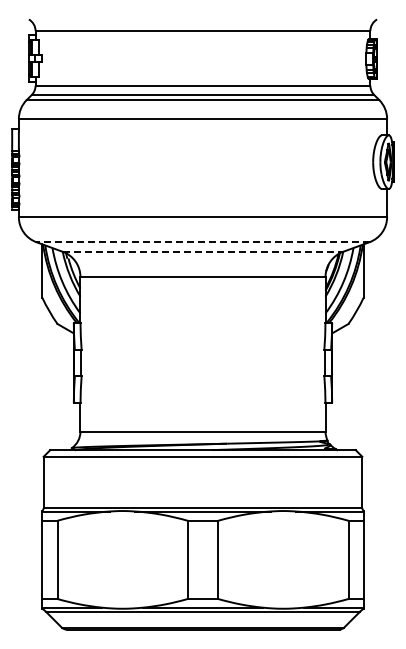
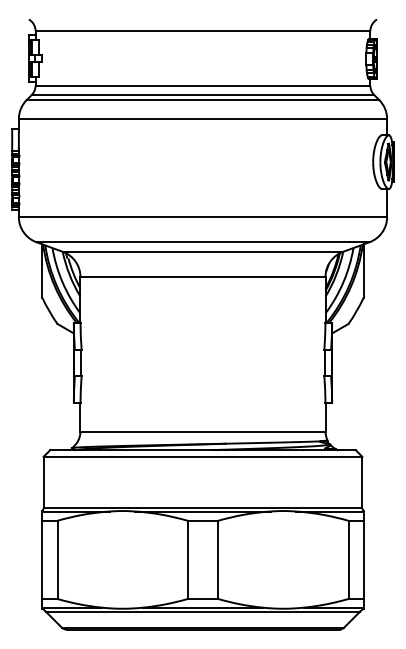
line: dashed -> solid (203, 242)
line: dashed -> solid (203, 251)
